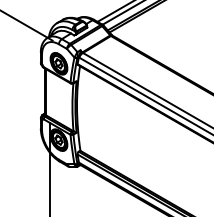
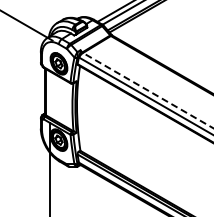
line: solid -> dashed (147, 90)
